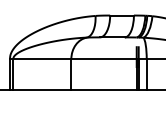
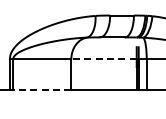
line: solid -> dashed (104, 59)
line: solid -> dashed (41, 89)
